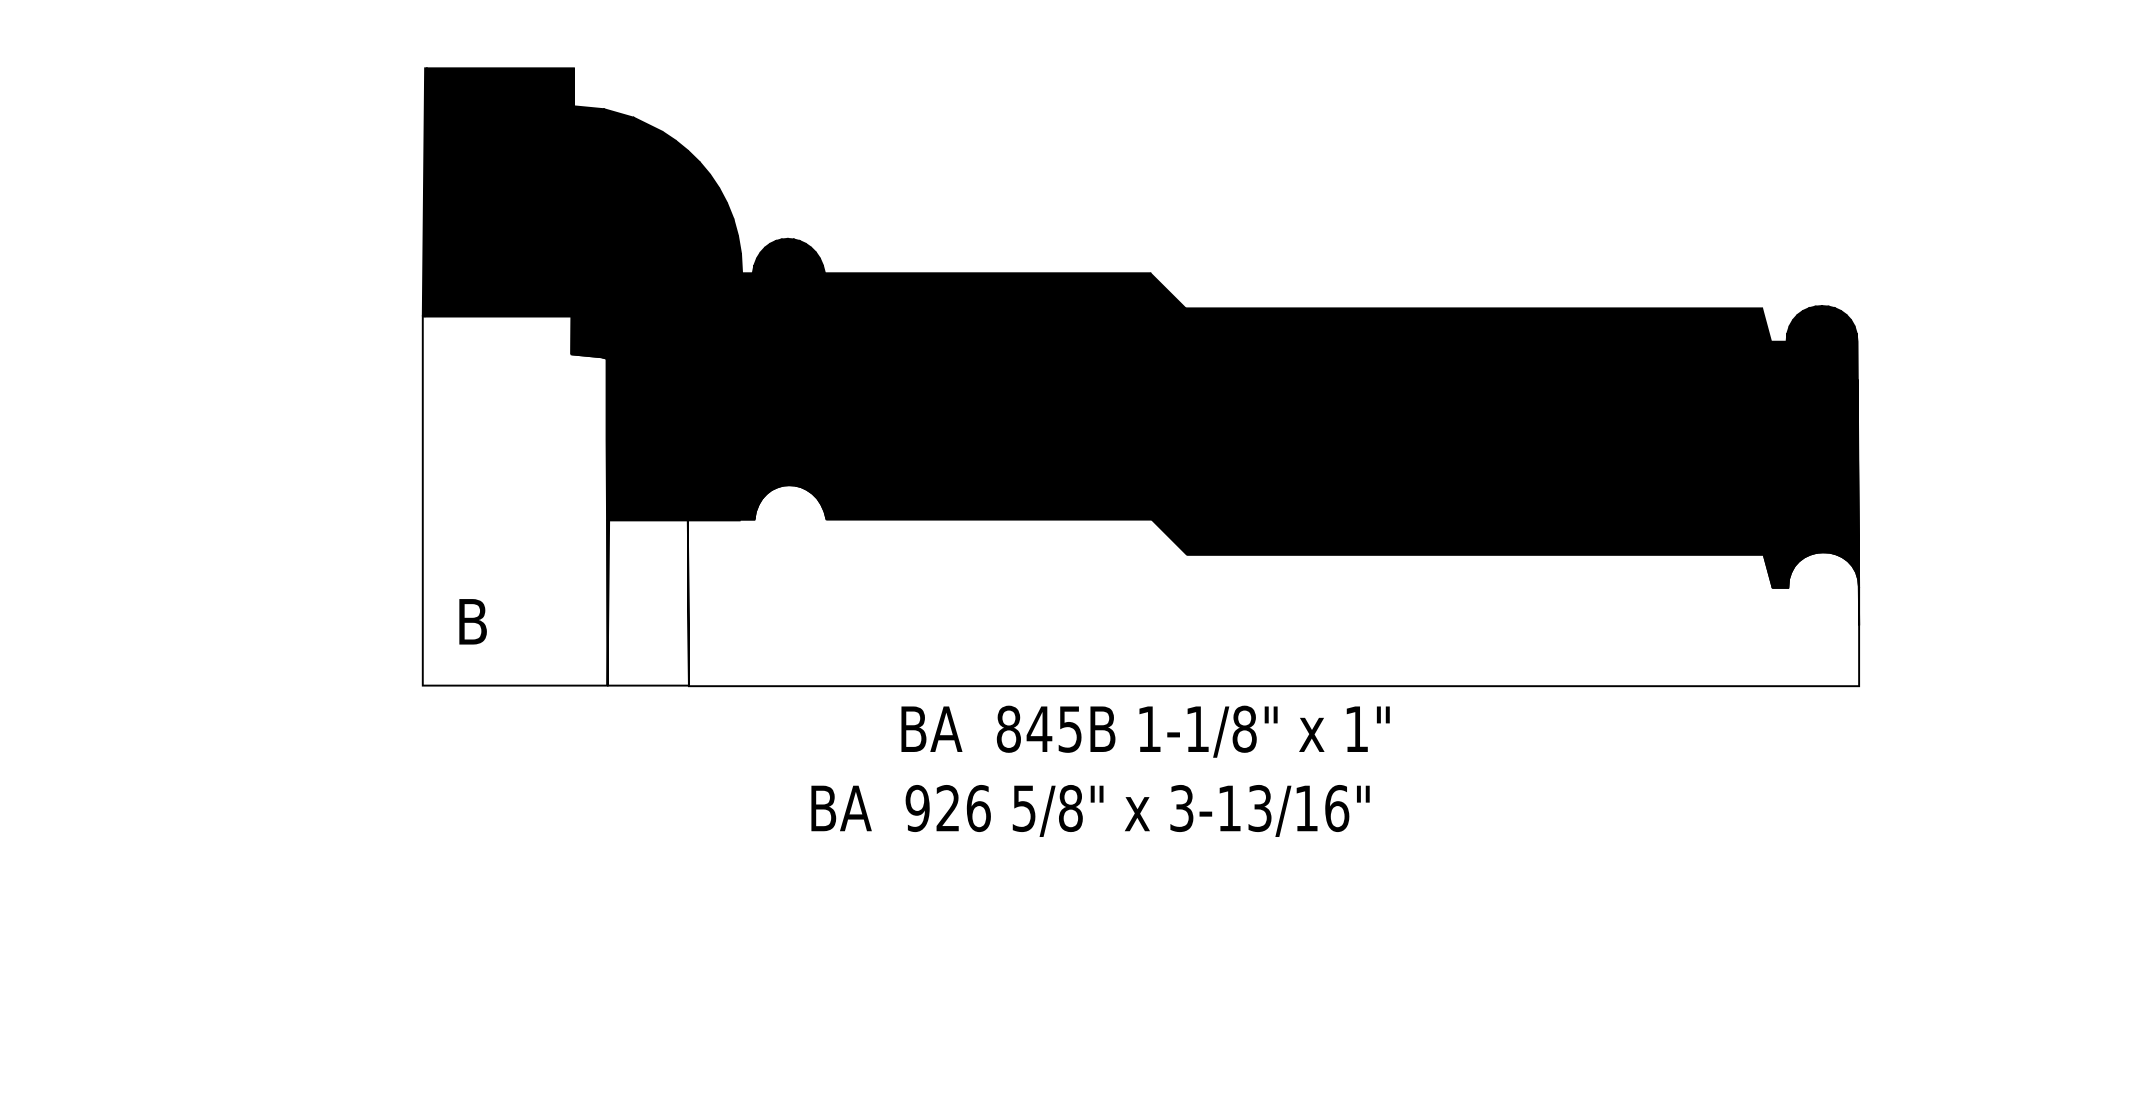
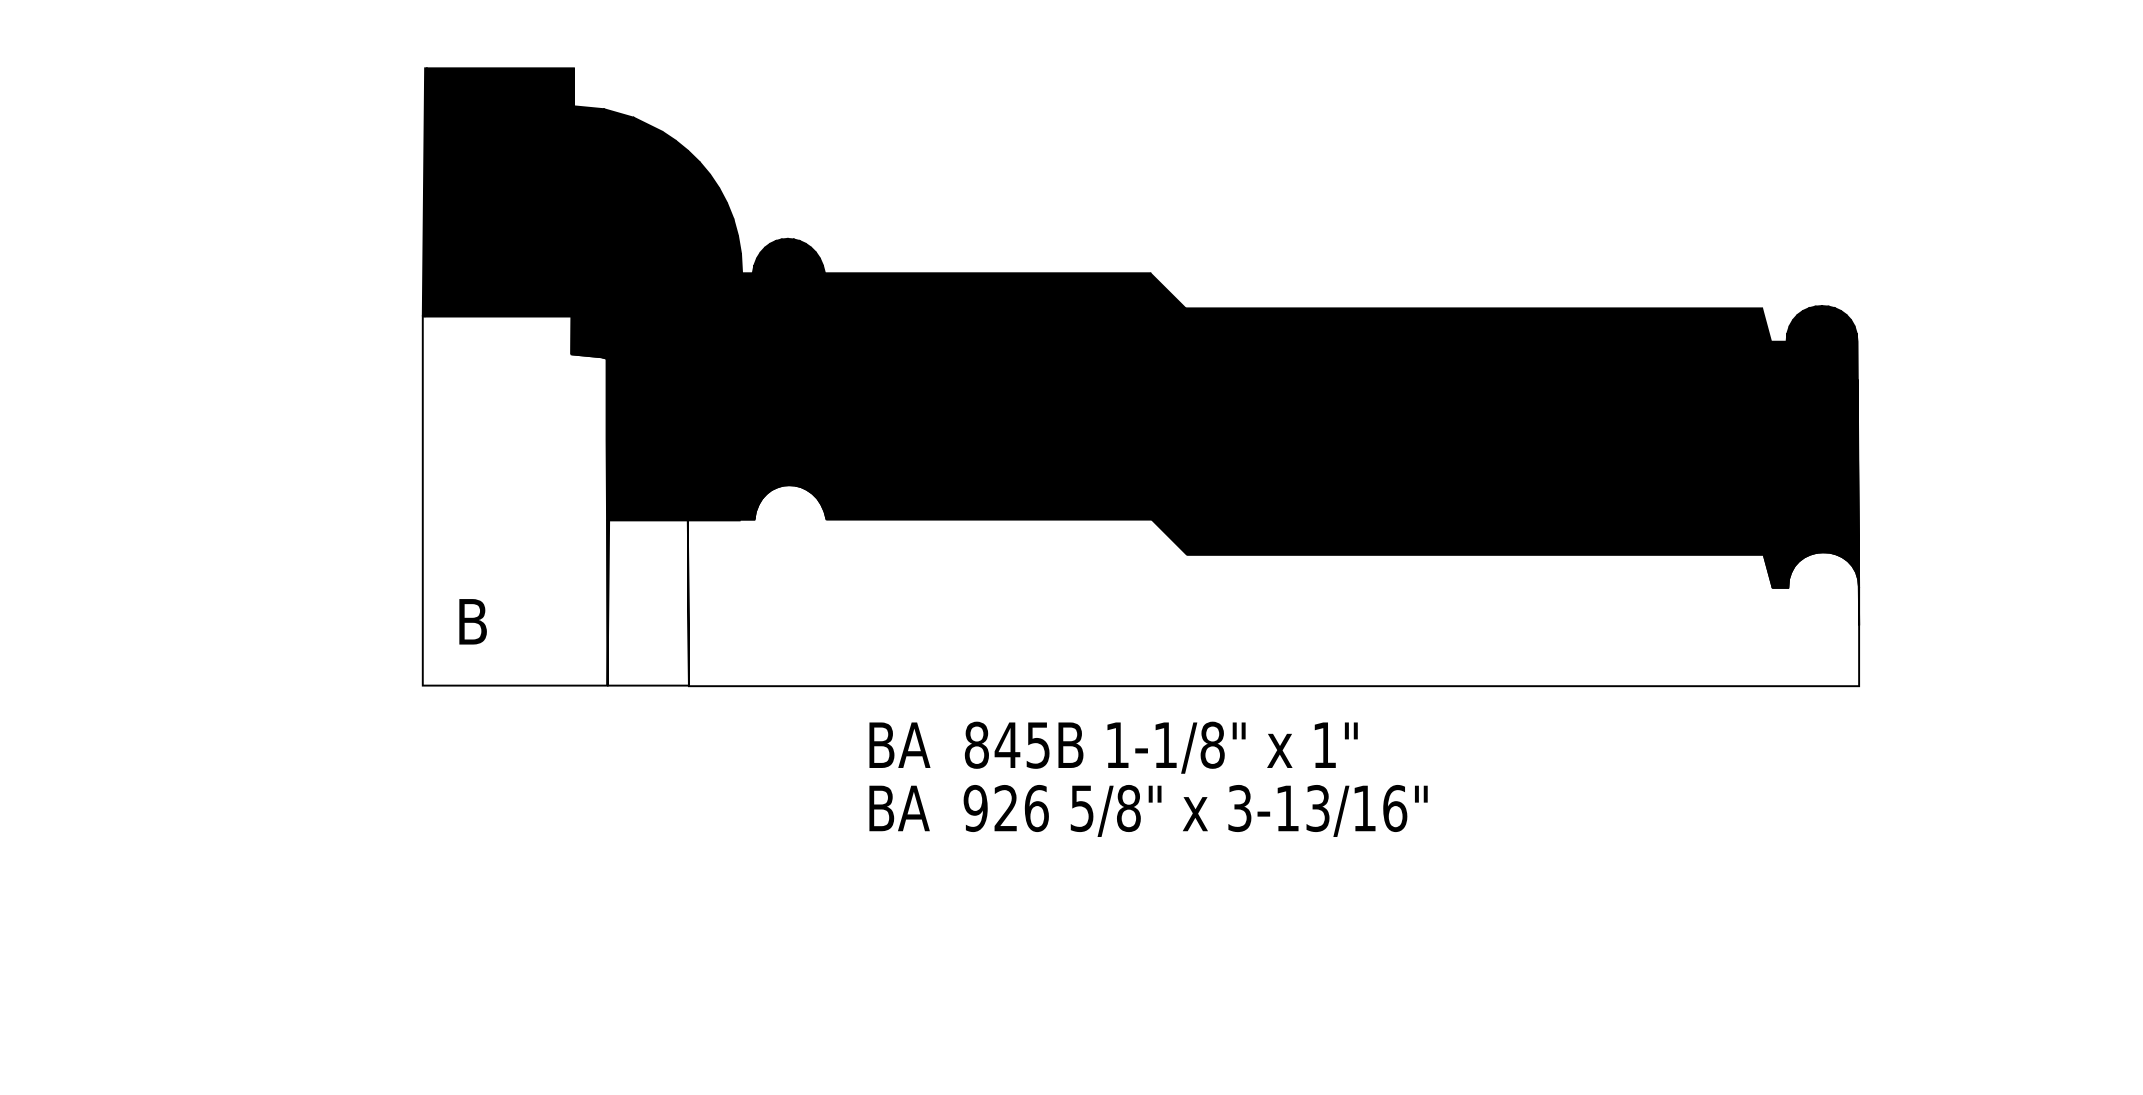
text position: (1145, 731) -> (1113, 747) (1113, 747)
text position: (1090, 810) -> (1148, 810) (1148, 810)
